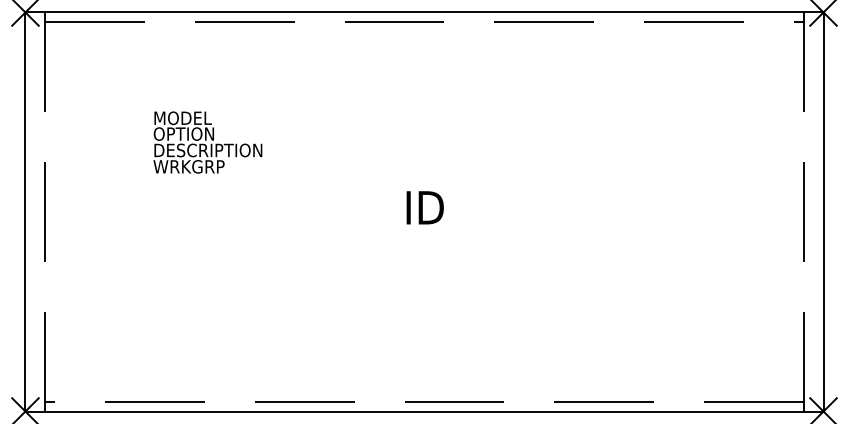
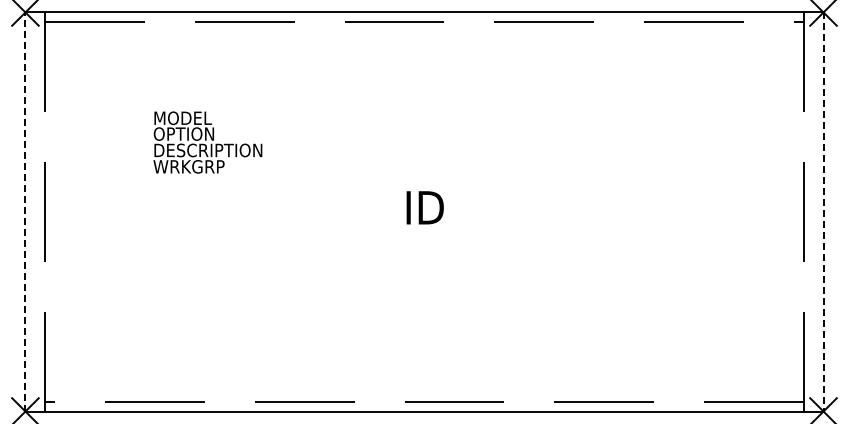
line: solid -> dashed (25, 212)
line: solid -> dashed (823, 212)
